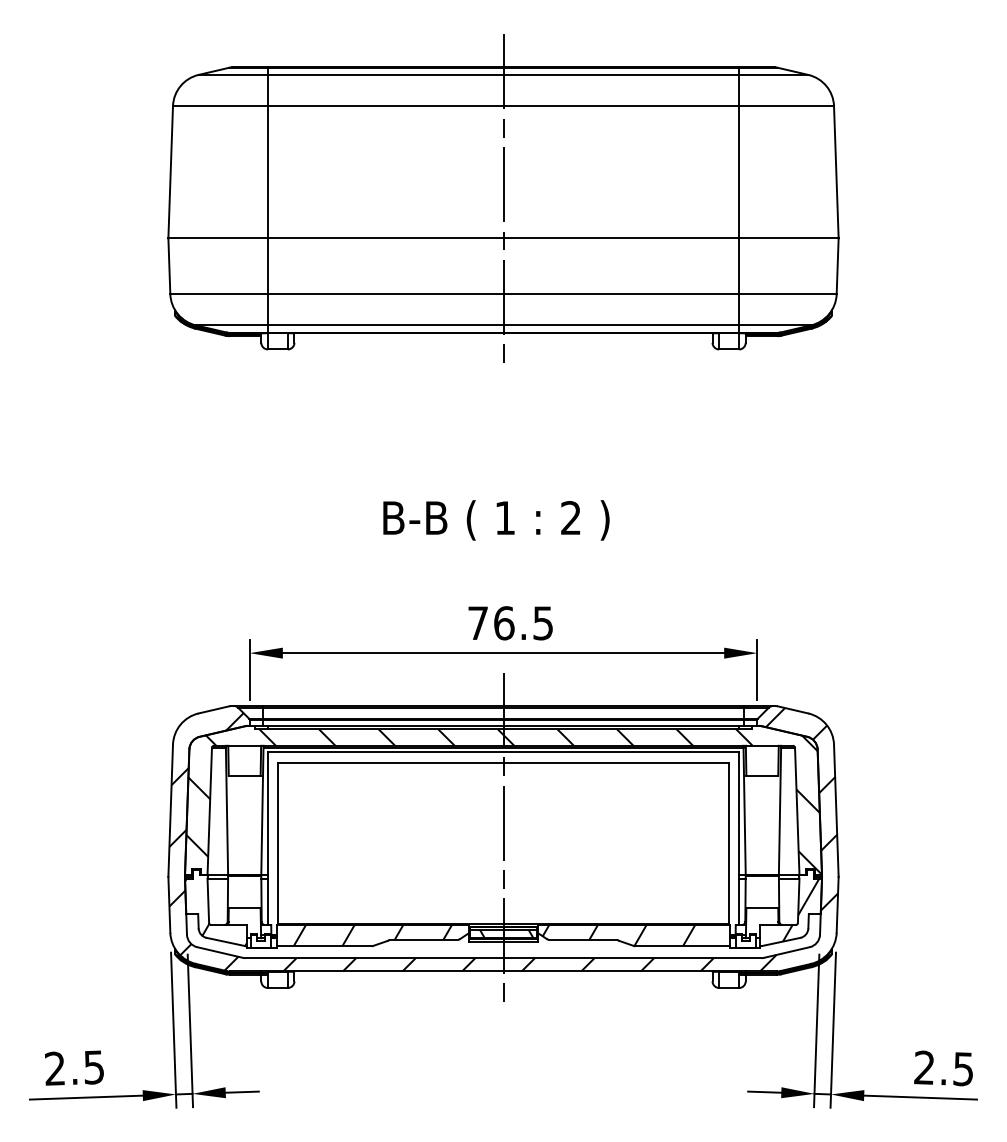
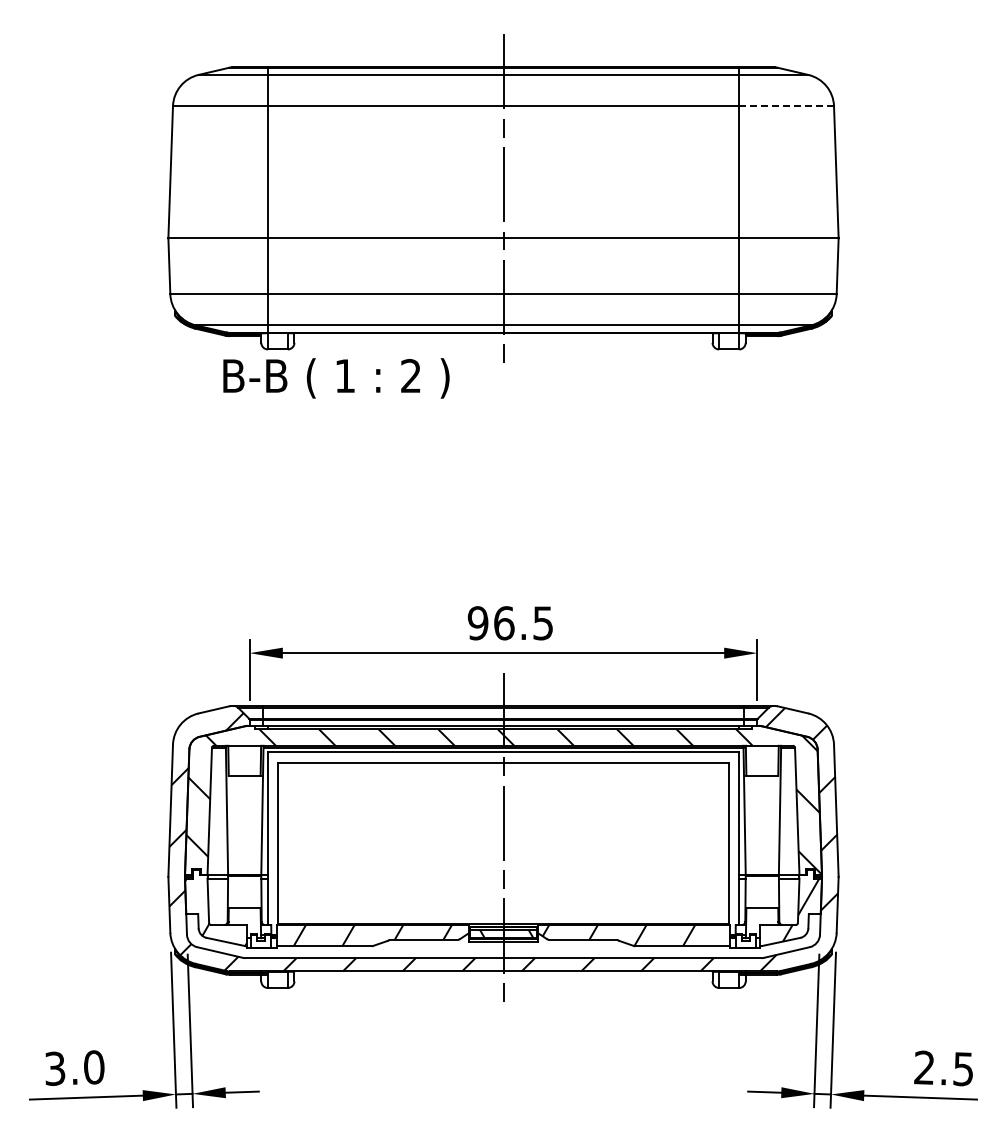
line: solid -> dashed (786, 106)
text position: (496, 520) -> (336, 378) (336, 378)
text: 76.5 -> 96.5 (477, 623)
text: 2.5 -> 3.0 (74, 1067)
